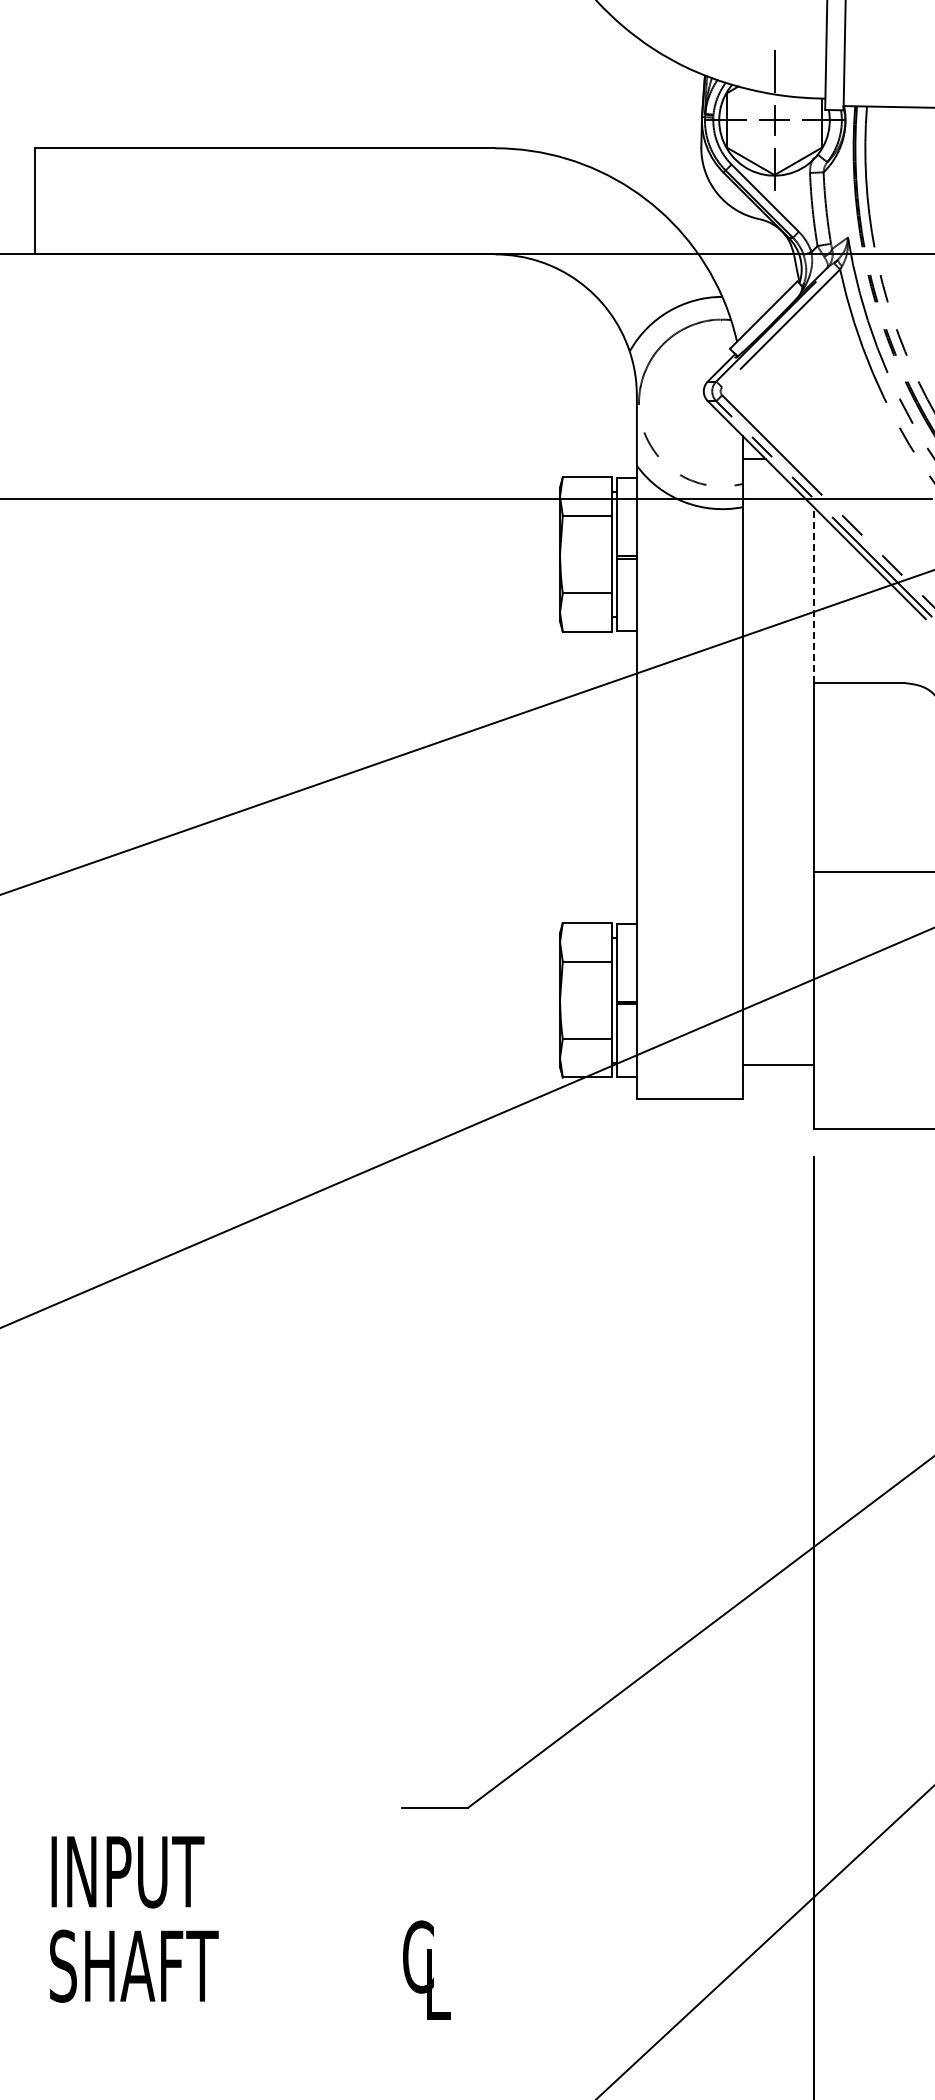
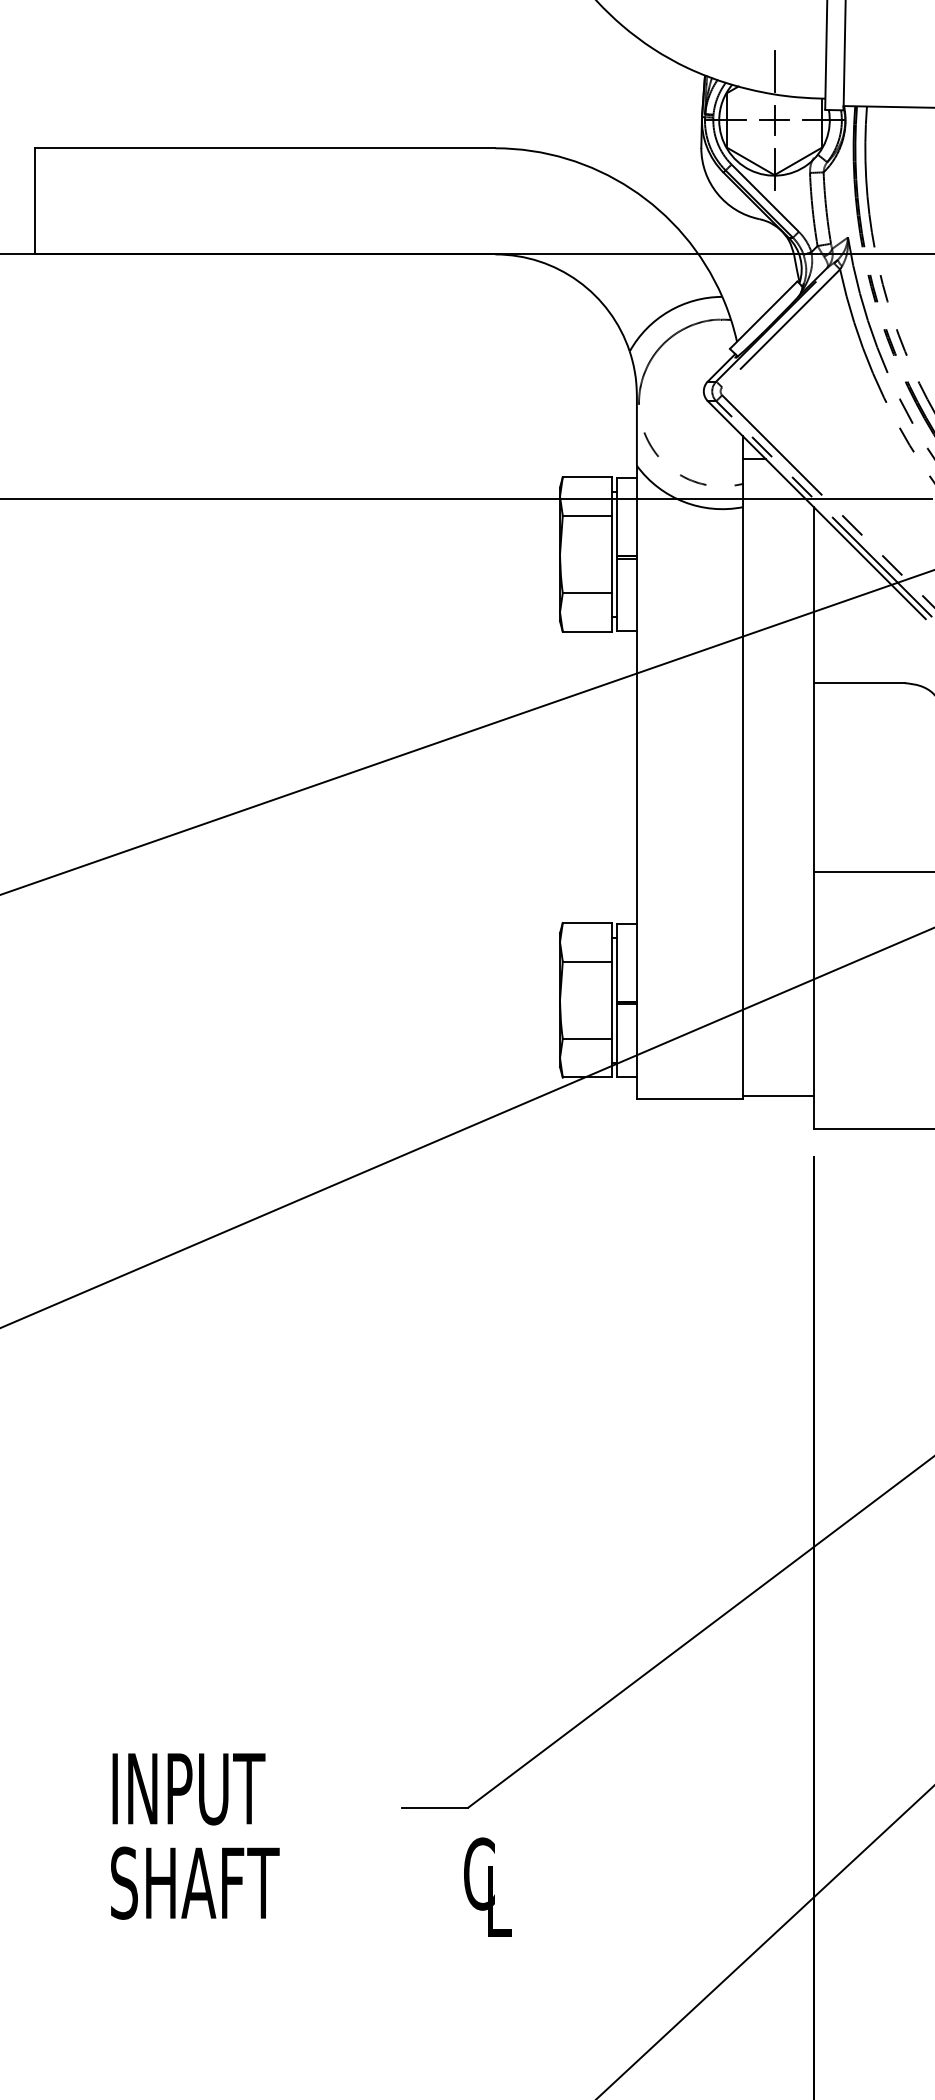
line: dashed -> solid (813, 595)
line position: (778, 1064) -> (778, 1095) (778, 1095)
text position: (250, 1927) -> (311, 1844) (311, 1844)
